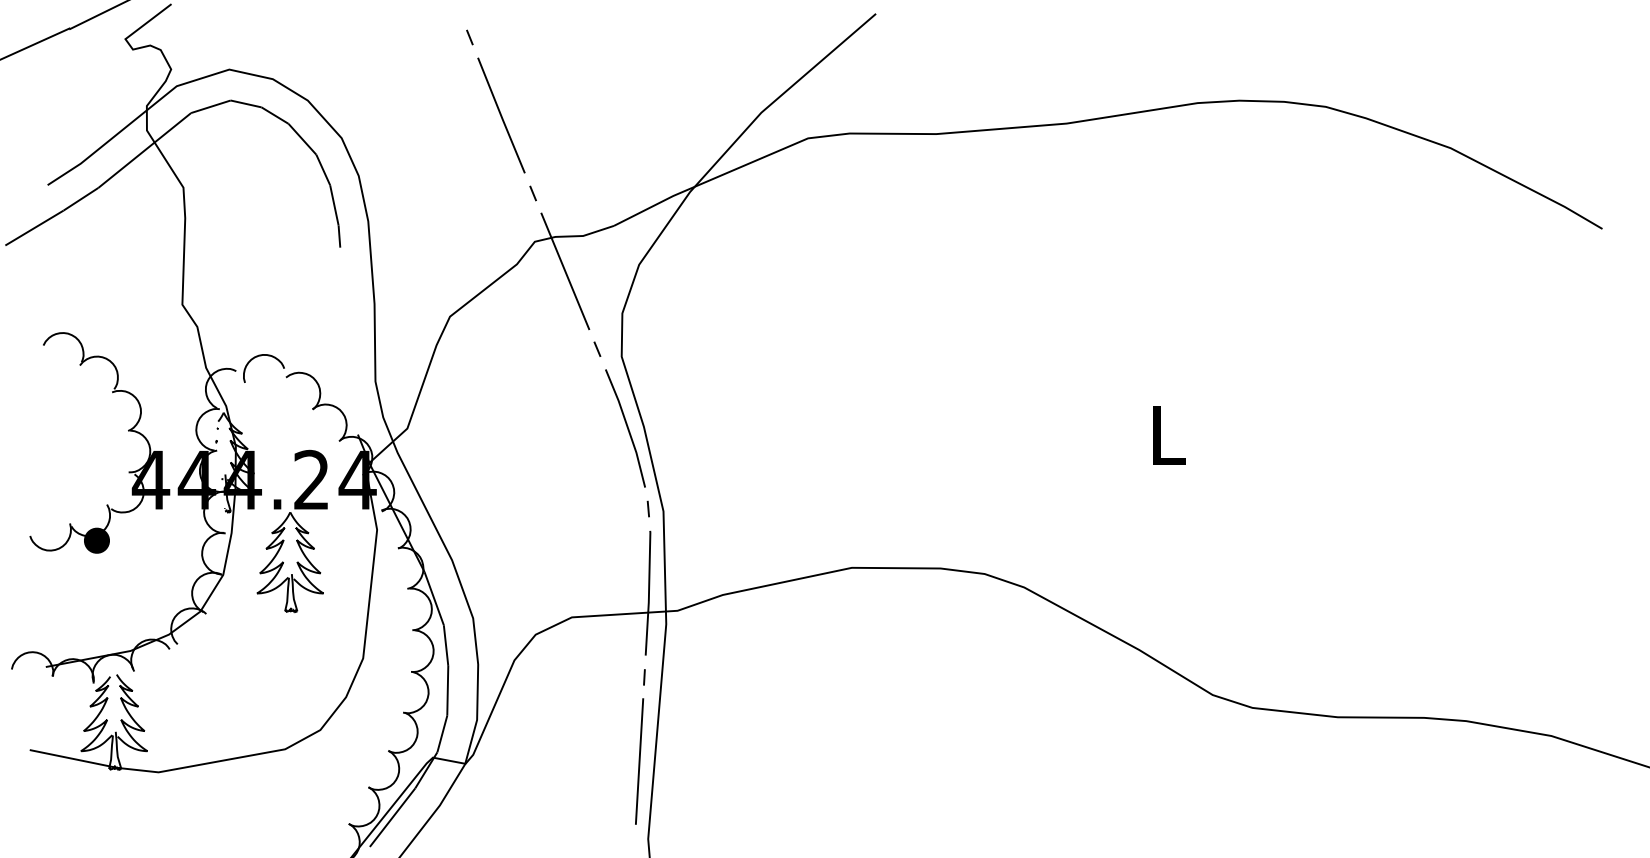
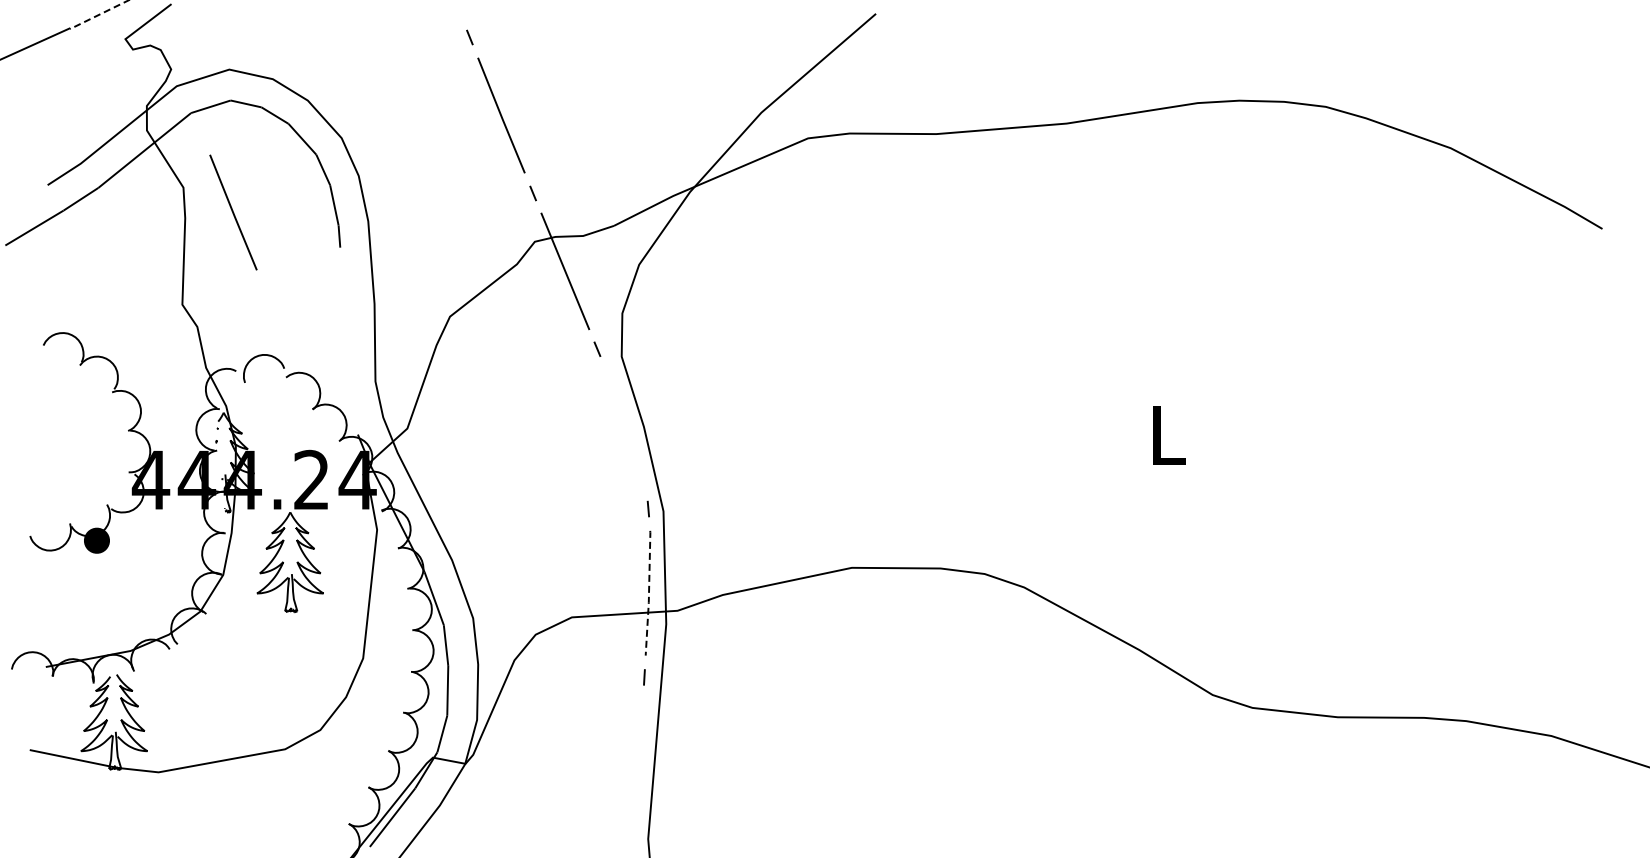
line: solid -> dashed (99, 14)
line: none -> present (233, 212)
line: present -> none (626, 427)
line: solid -> dashed (649, 592)
line: present -> none (639, 761)
